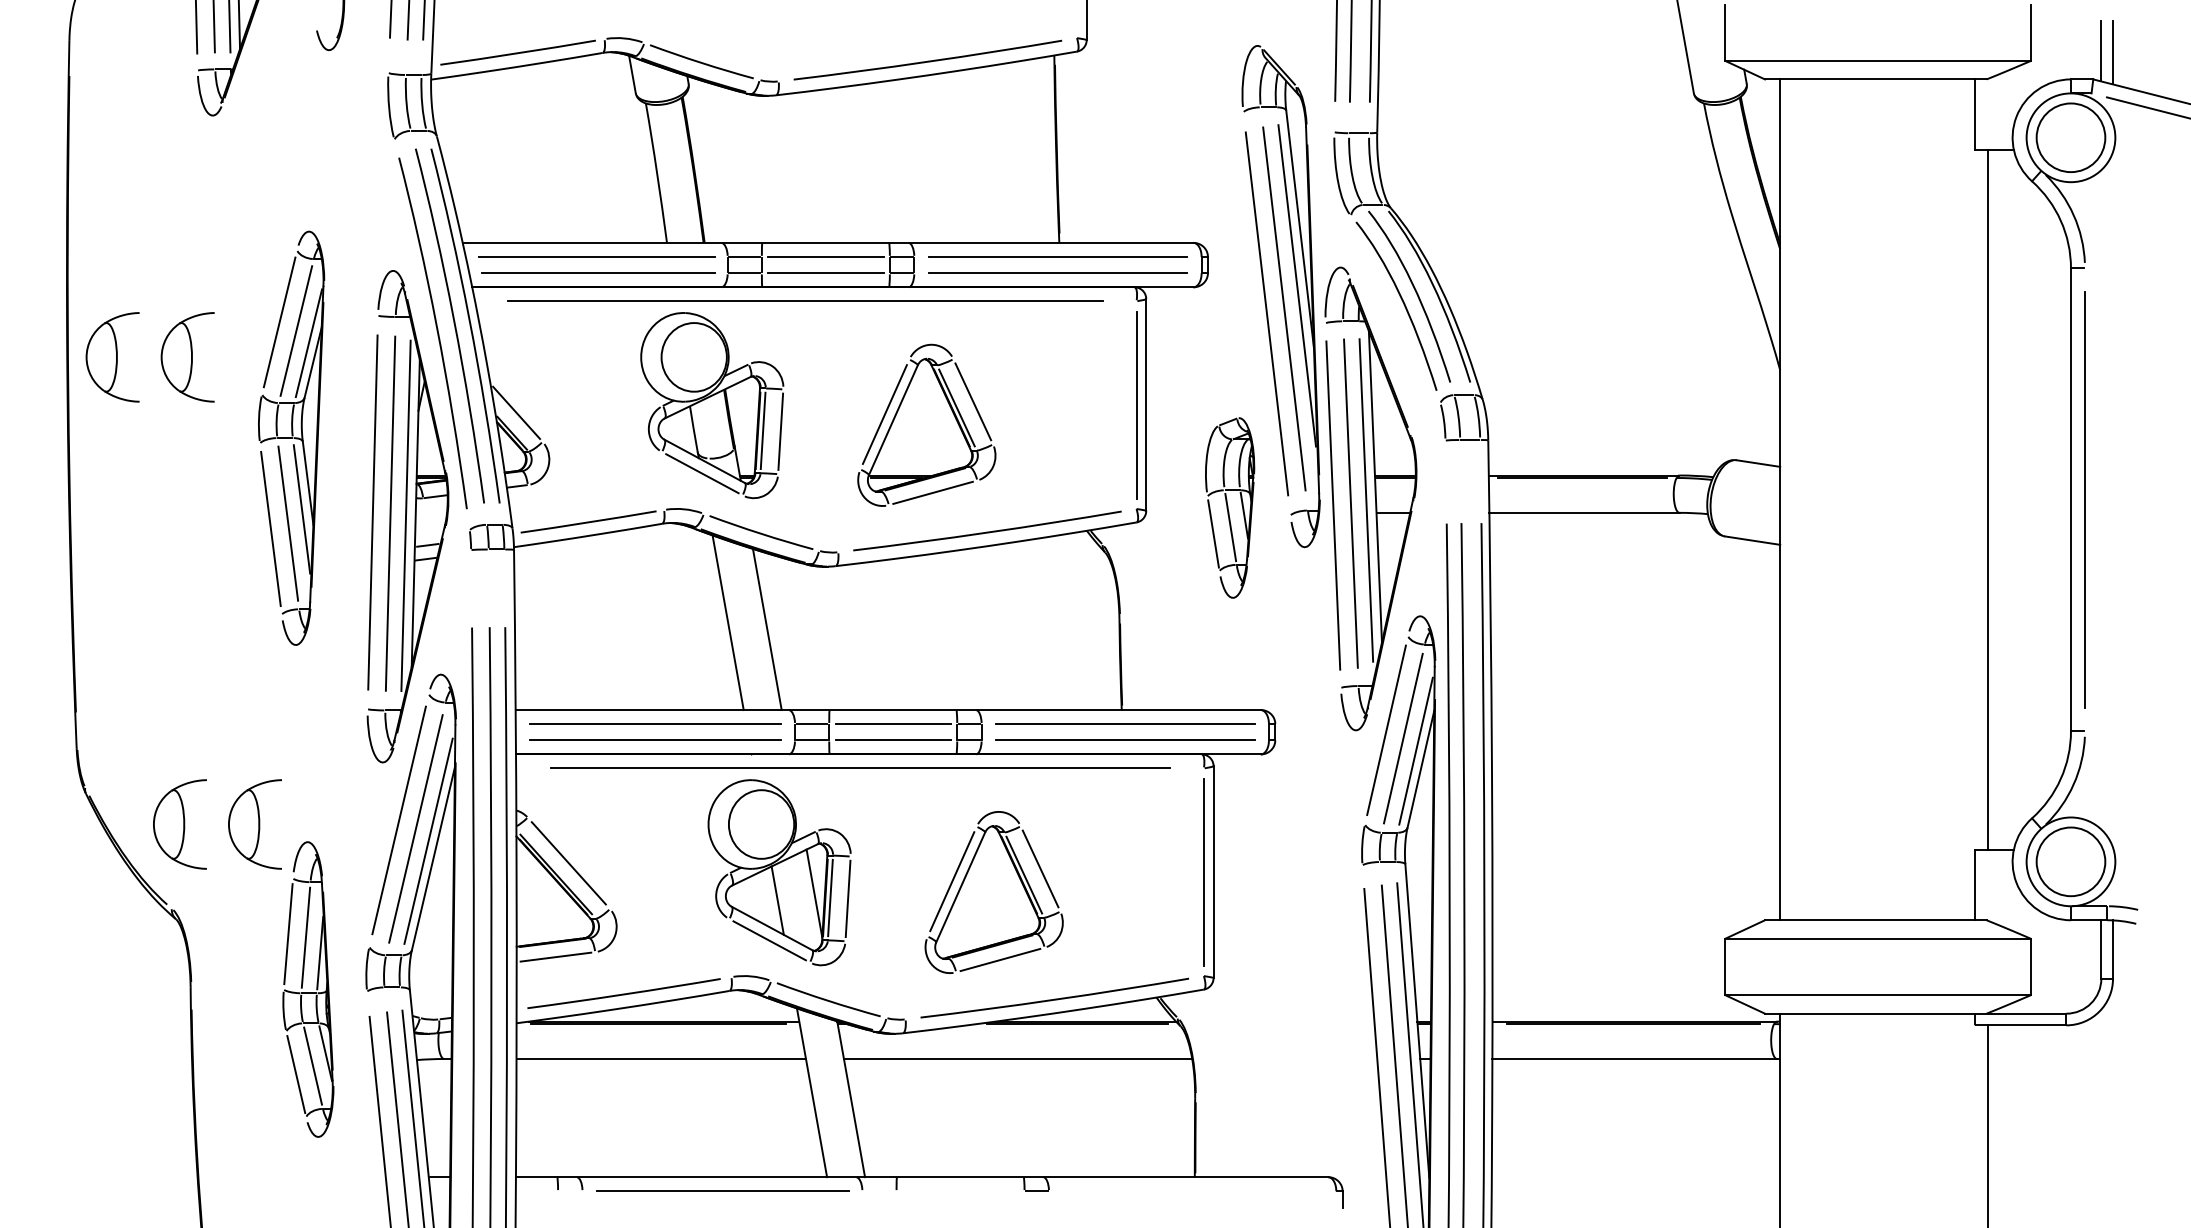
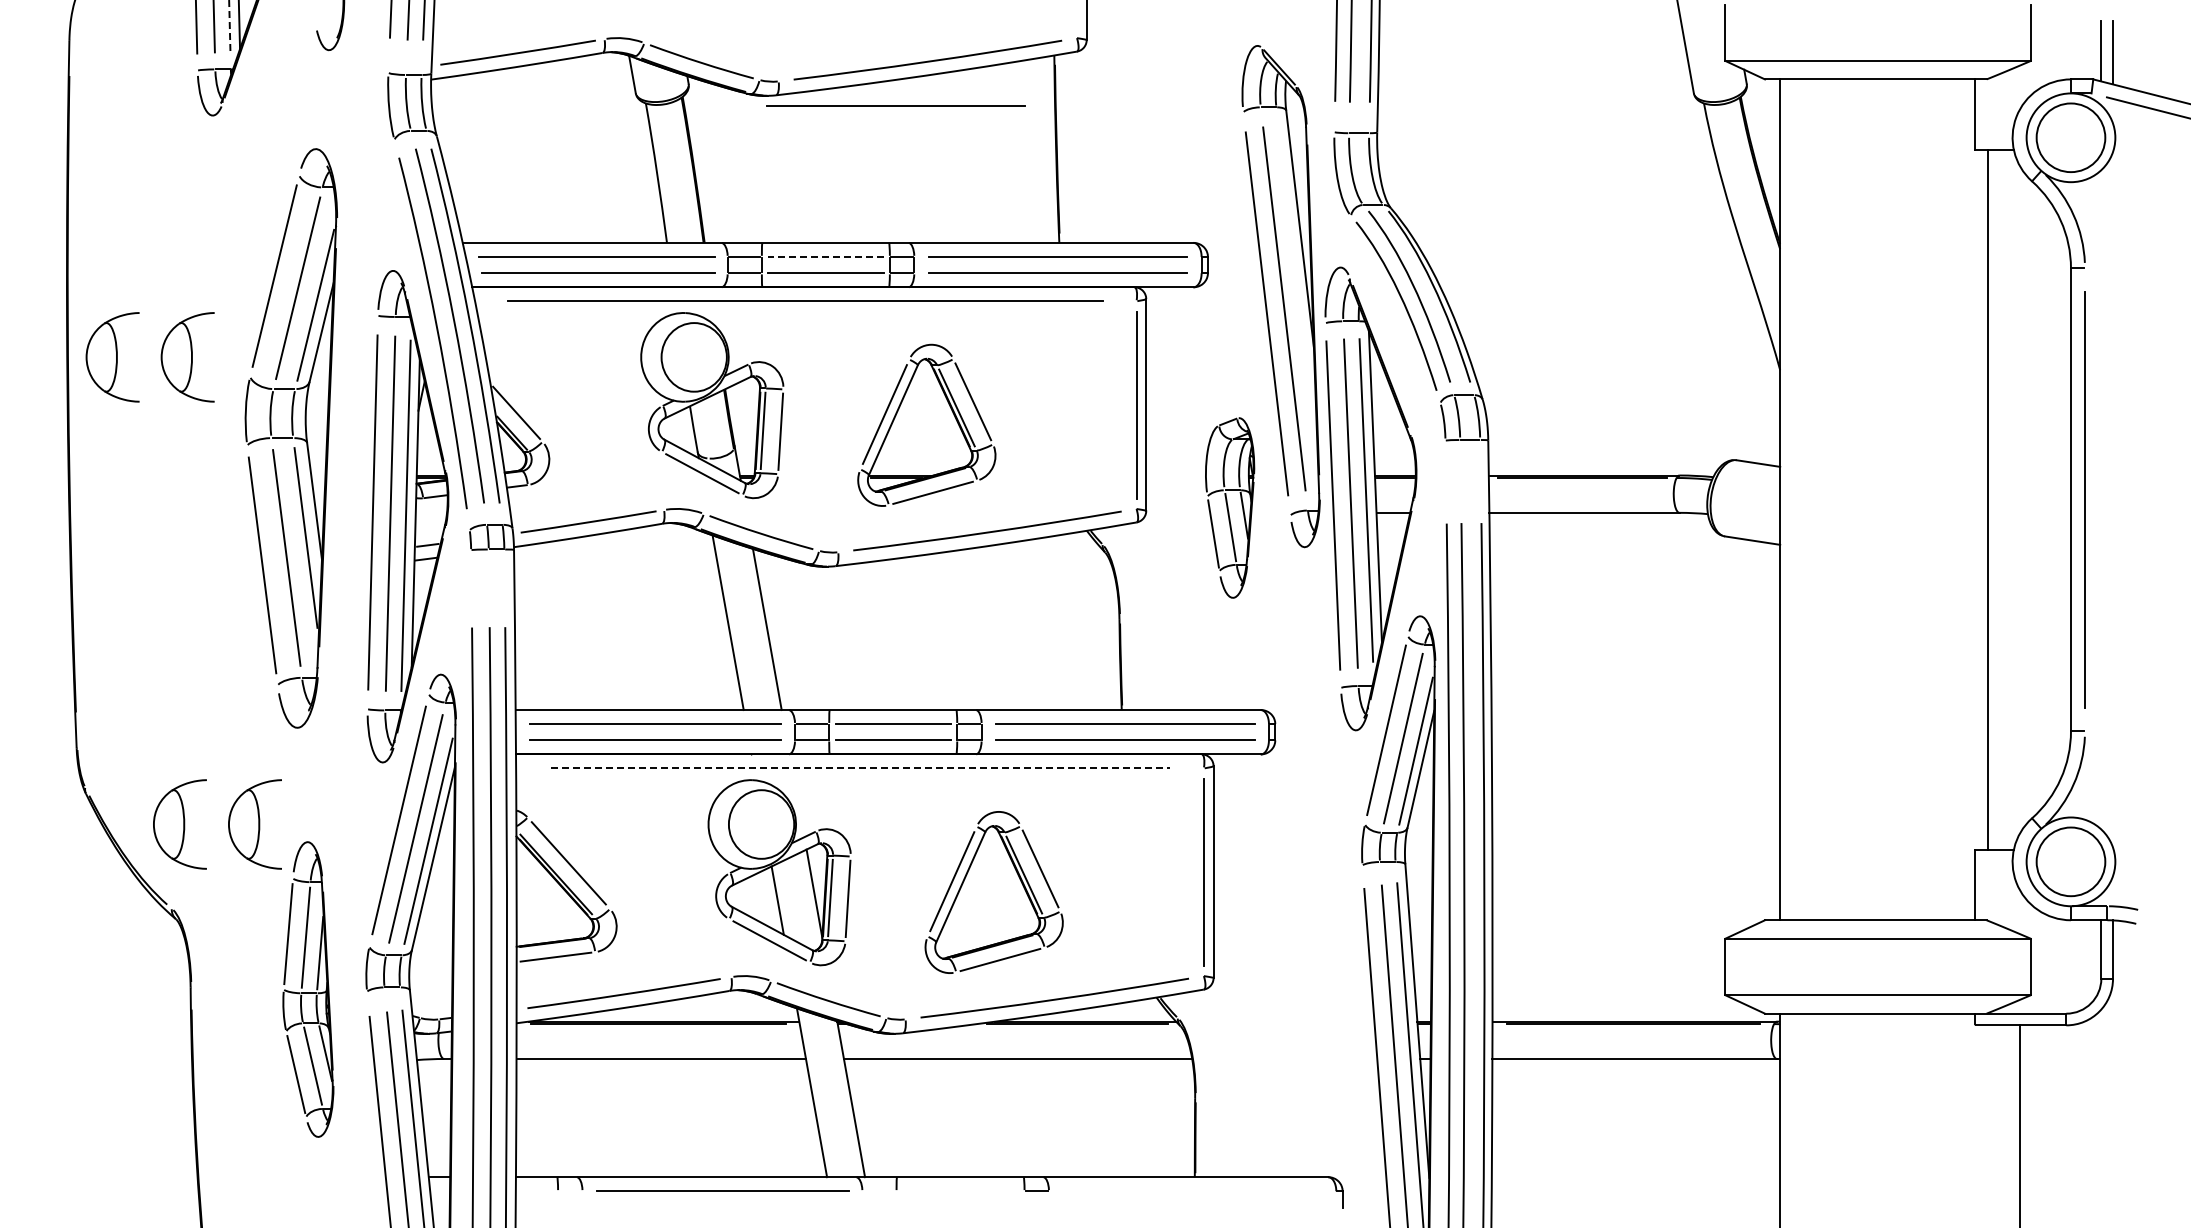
line: solid -> dashed (229, 26)
line: none -> present (895, 105)
line: solid -> dashed (825, 256)
line: present -> none (1297, 285)
part size: 68x416 px -> 94x581 px (290, 438)
line: solid -> dashed (860, 768)
line position: (1988, 1124) -> (2020, 1124) (2020, 1124)
